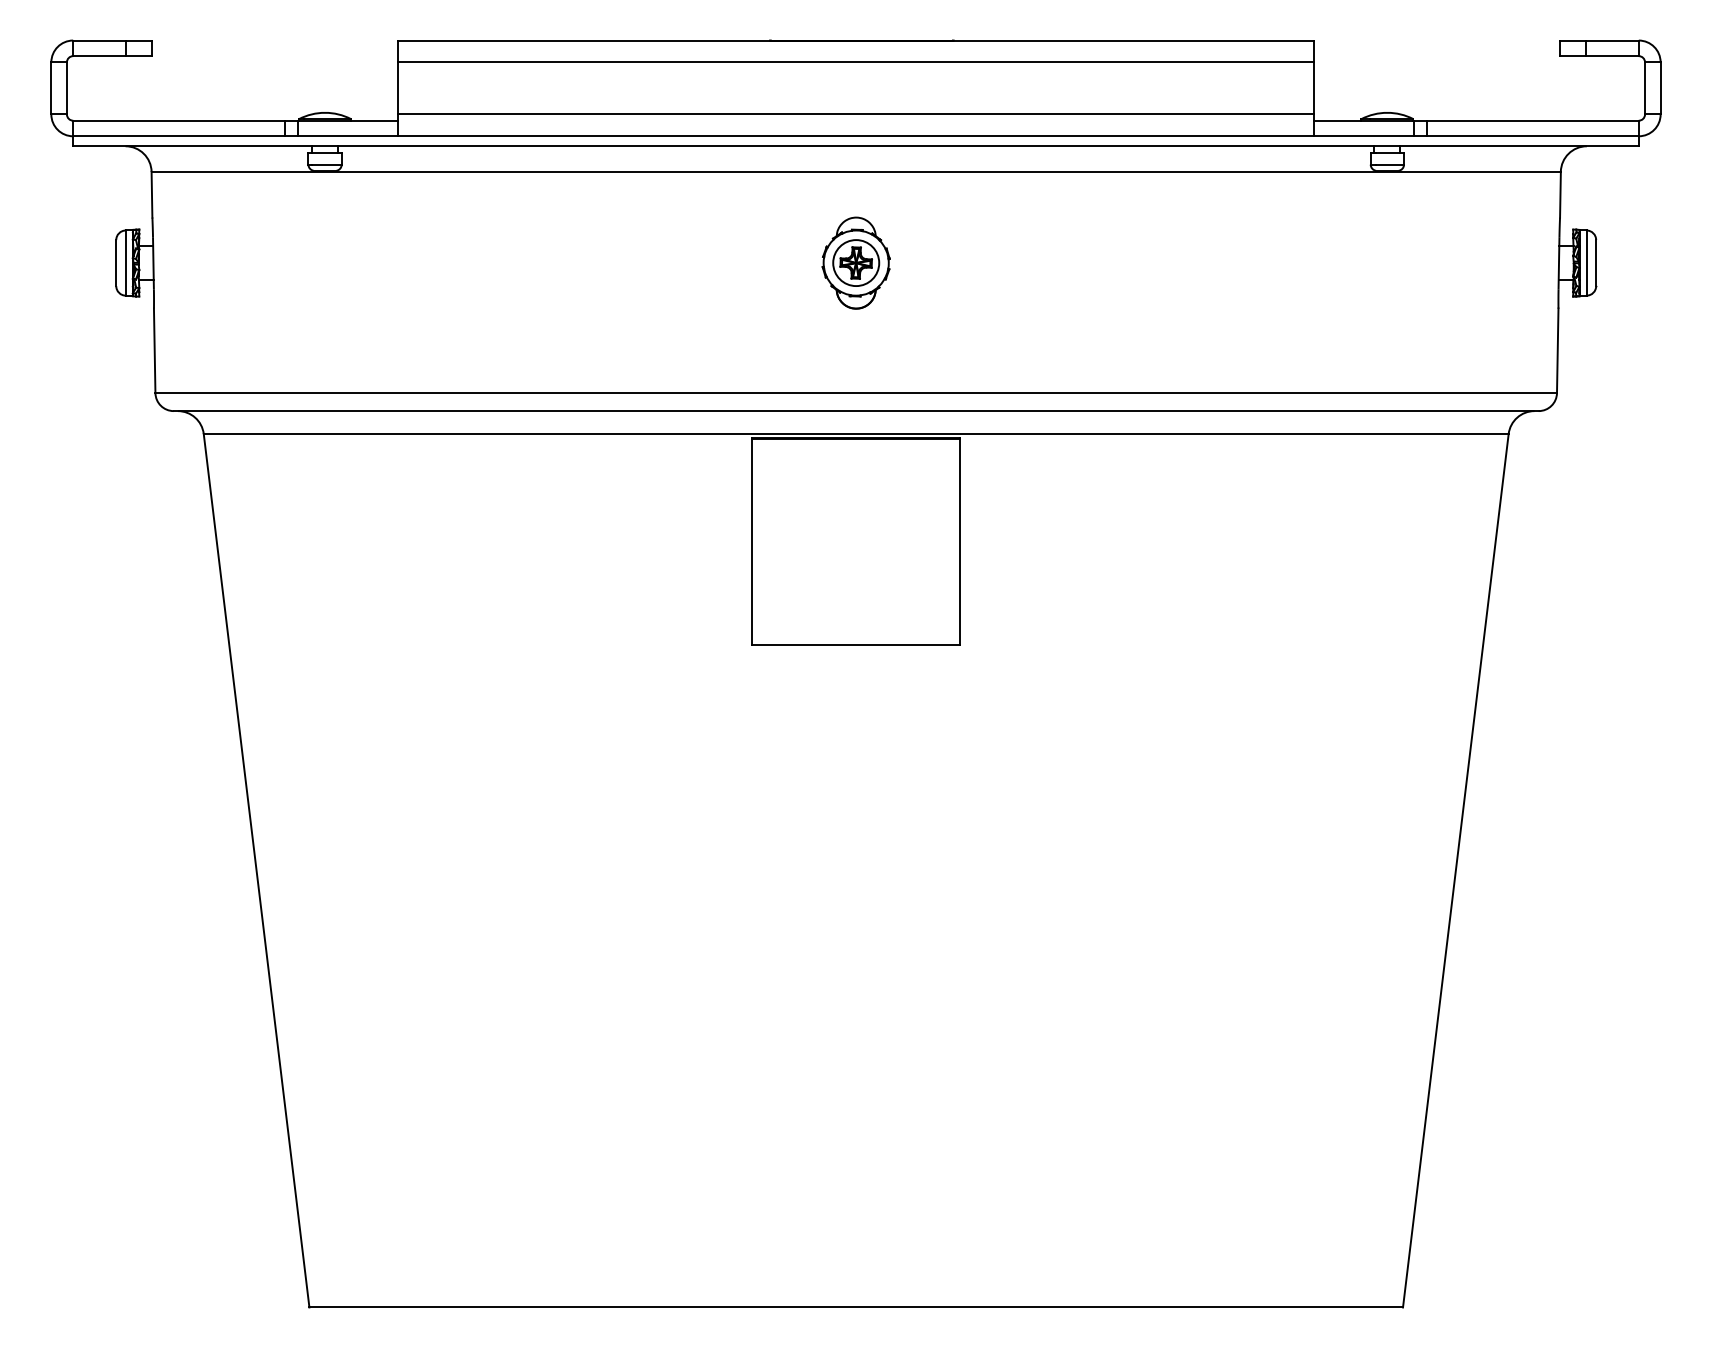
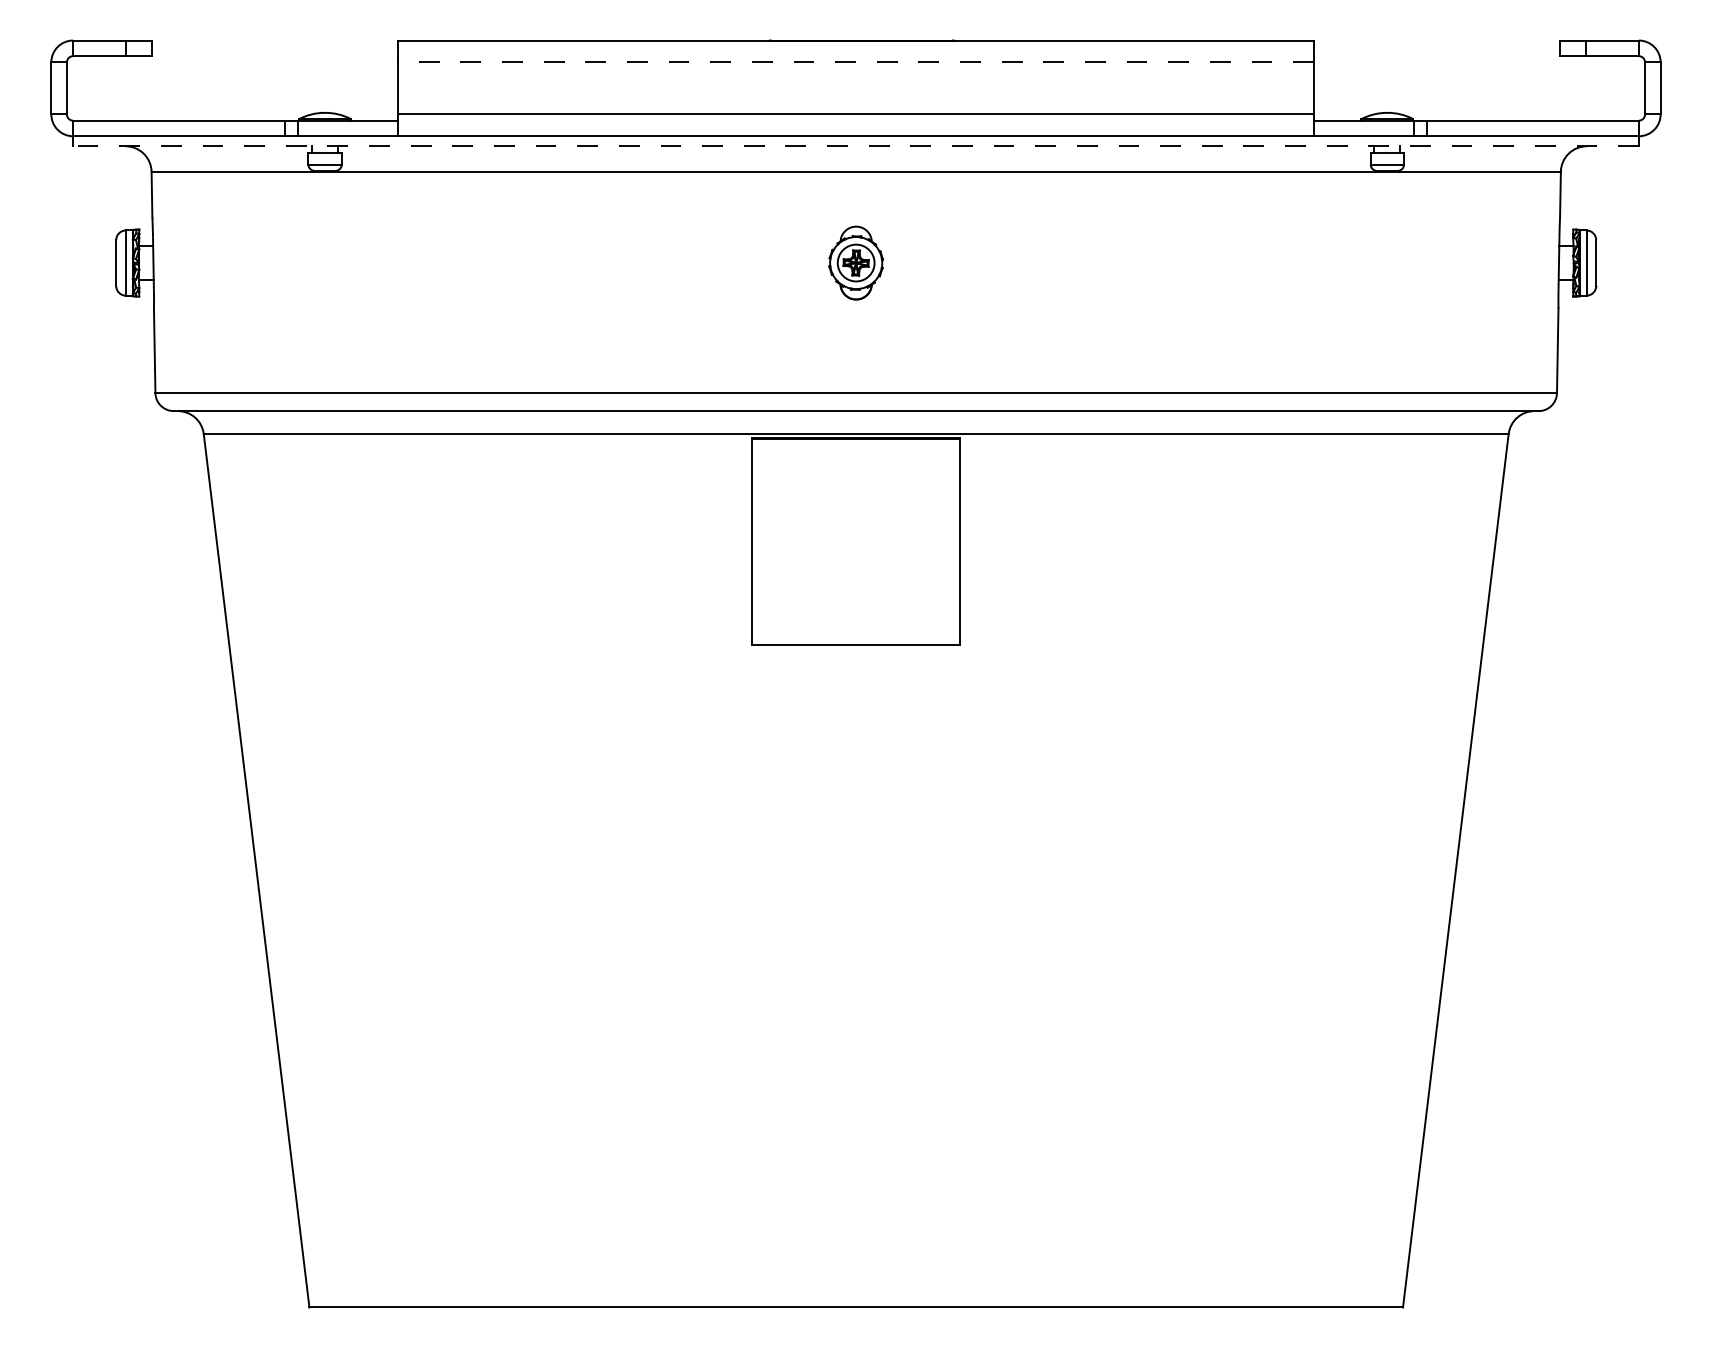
line: solid -> dashed (855, 62)
line: solid -> dashed (856, 146)
part size: 70x94 px -> 57x76 px (856, 262)
